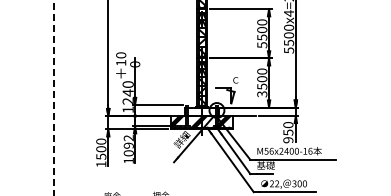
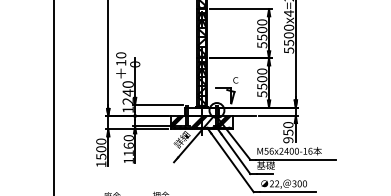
text: 3500 -> 5500 (261, 94)
line: dashed -> solid (53, 98)
text: 1092 -> 1160 (128, 145)
